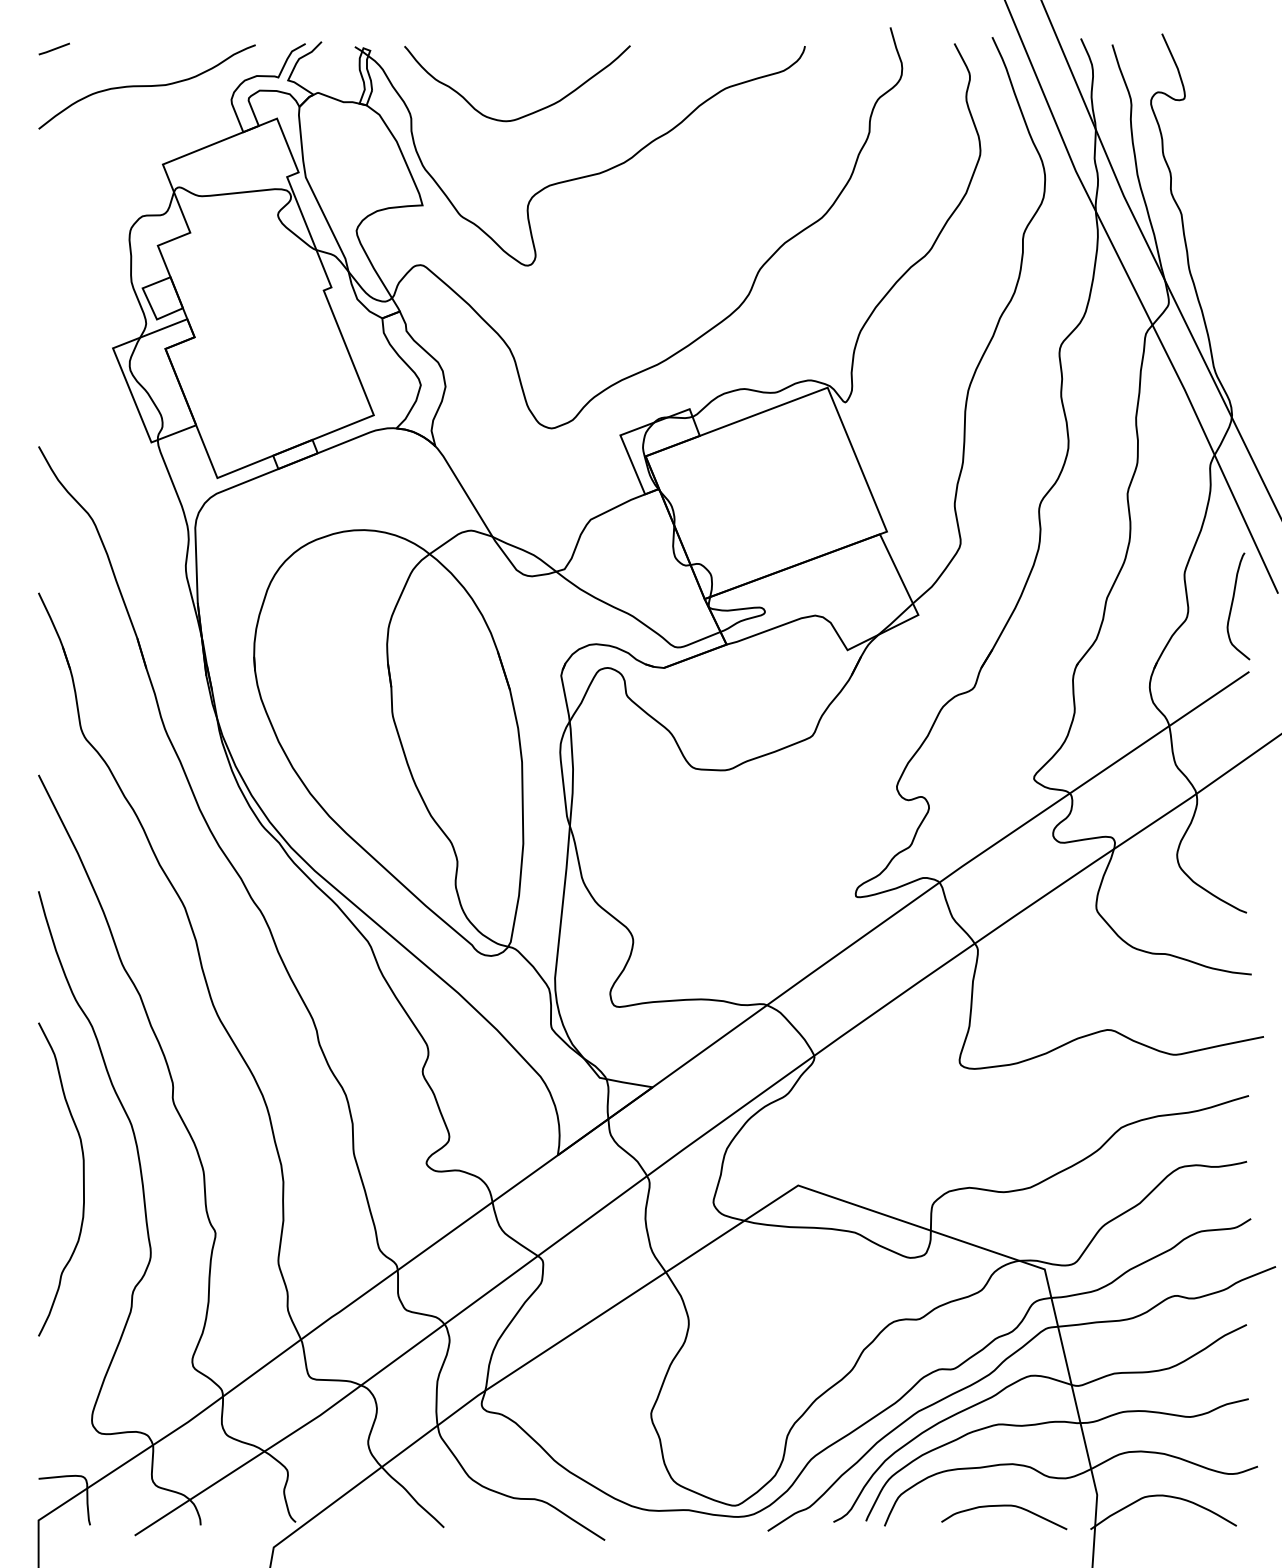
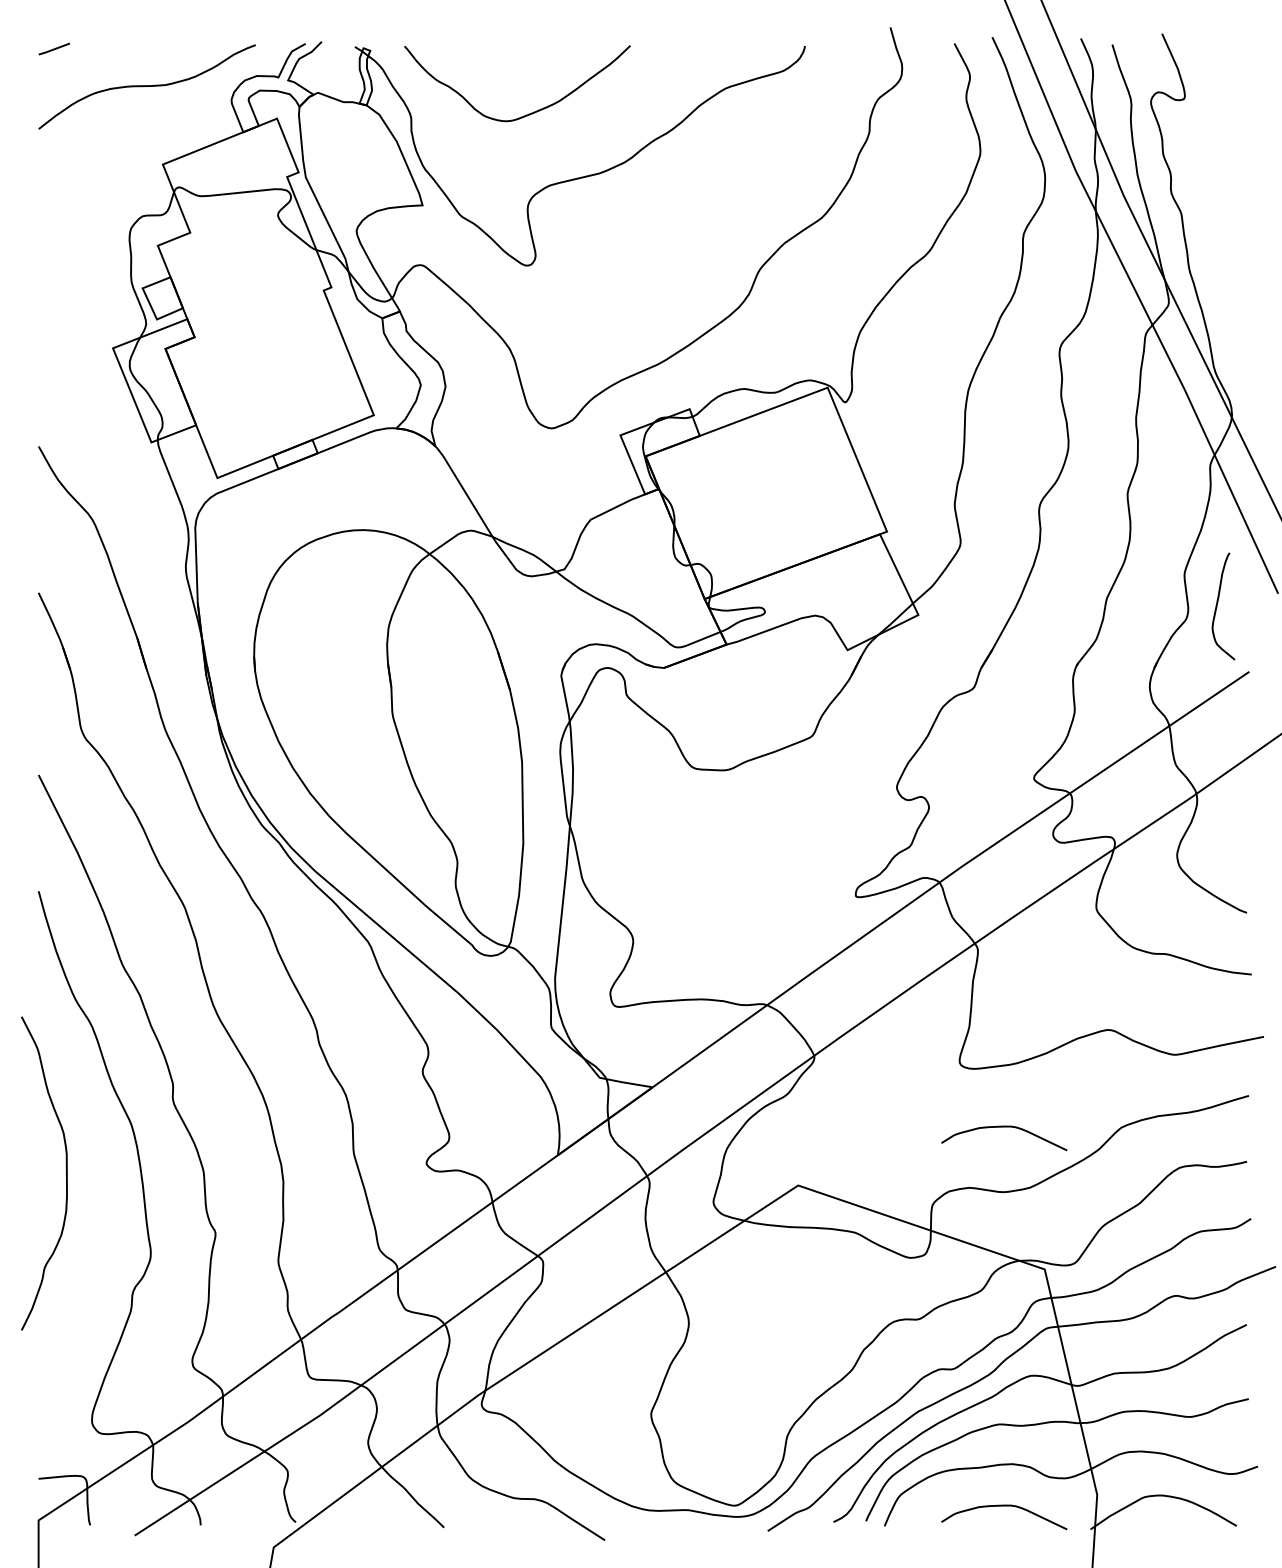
curve position: (1232, 606) -> (1217, 606) (1217, 606)
curve: none -> present (1004, 1127)
curve position: (83, 1179) -> (66, 1173) (66, 1173)
